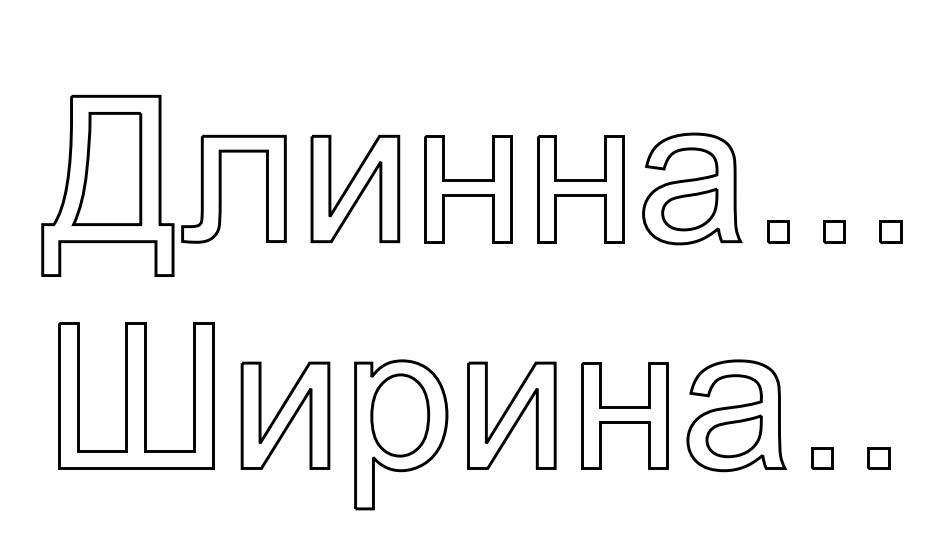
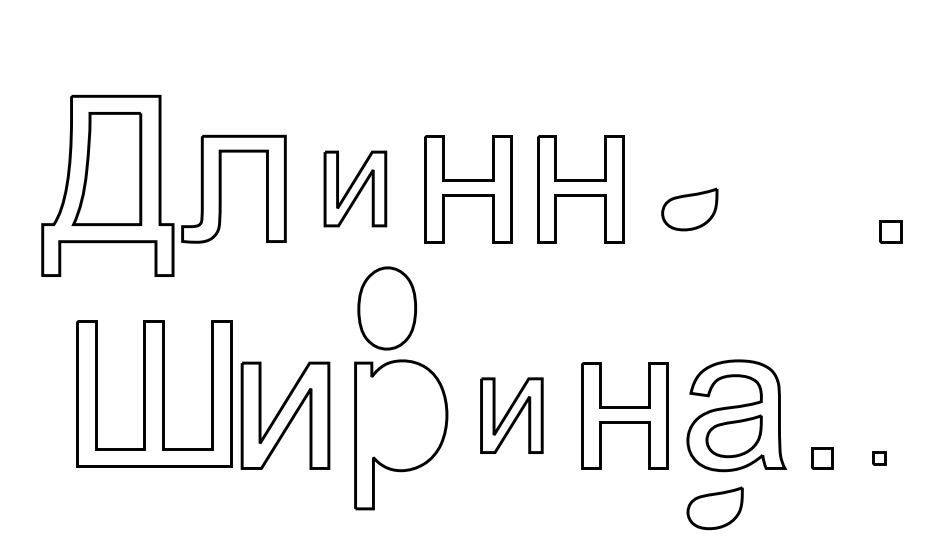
part size: 91x110 px -> 65x78 px (355, 188)
part: present -> none (692, 188)
part: present -> none (778, 231)
part: present -> none (834, 231)
part position: (136, 395) -> (154, 393) (154, 393)
part position: (400, 415) -> (387, 308) (387, 308)
part size: 90x109 px -> 64x77 px (511, 415)
part size: 24x23 px -> 15x15 px (879, 458)
part: none -> present (714, 508)
